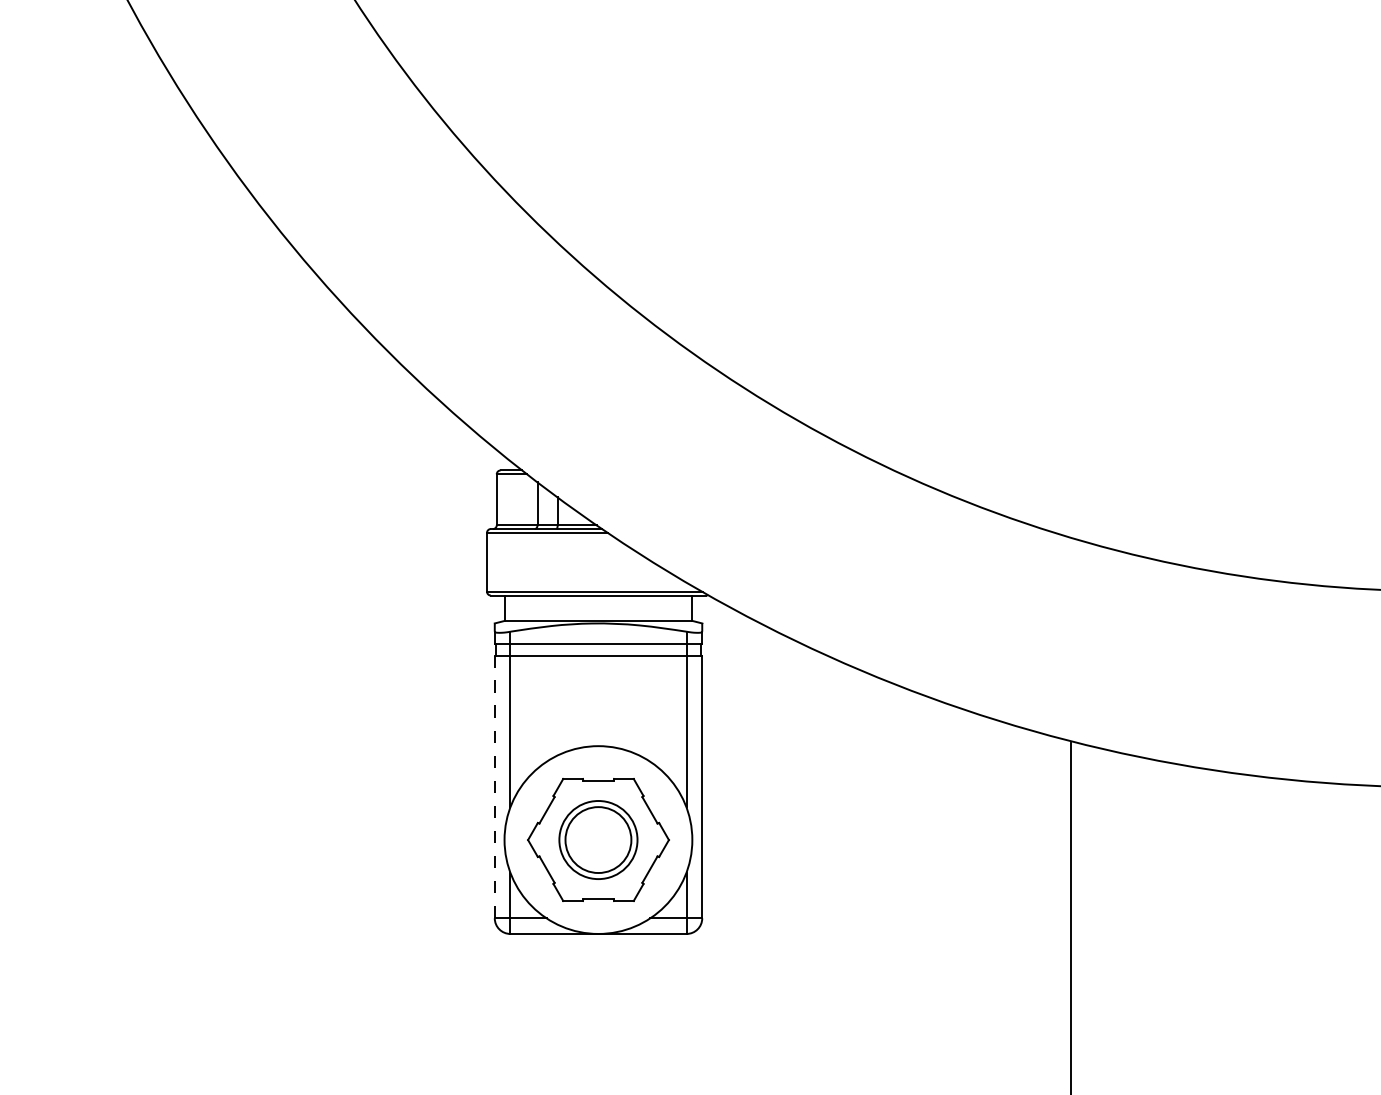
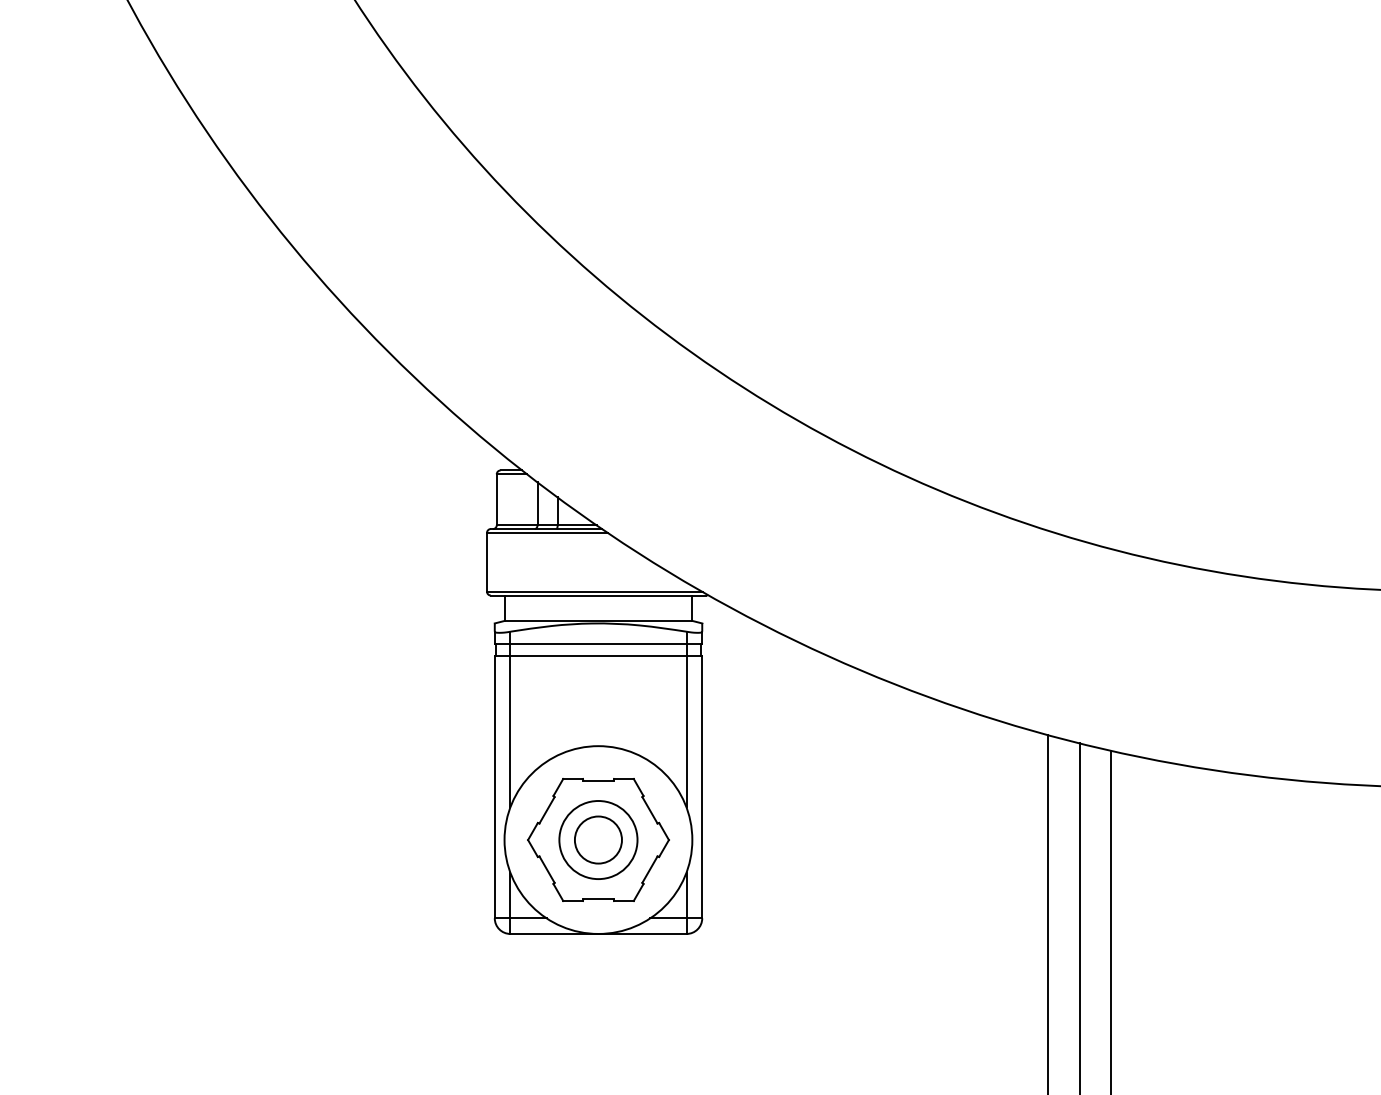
line: dashed -> solid (494, 786)
circle diameter: 66 px -> 47 px (597, 839)
line: none -> present (1048, 912)
line position: (1070, 917) -> (1079, 917) (1079, 917)
line: none -> present (1111, 920)
